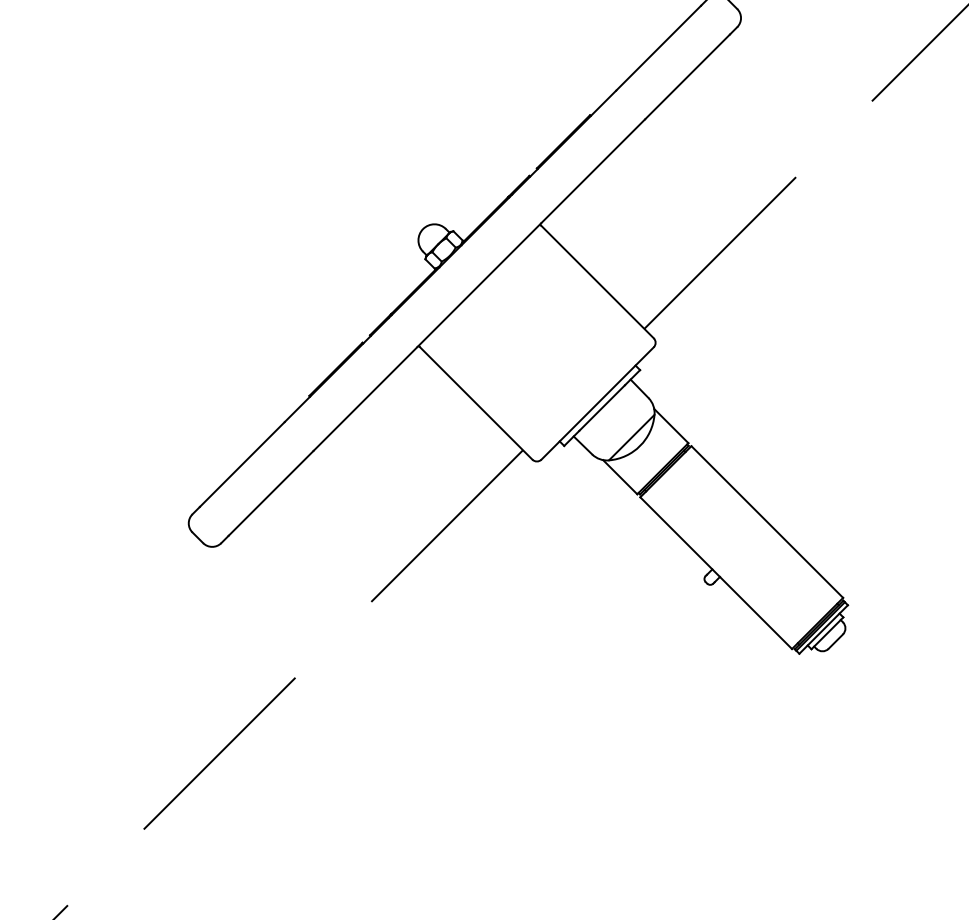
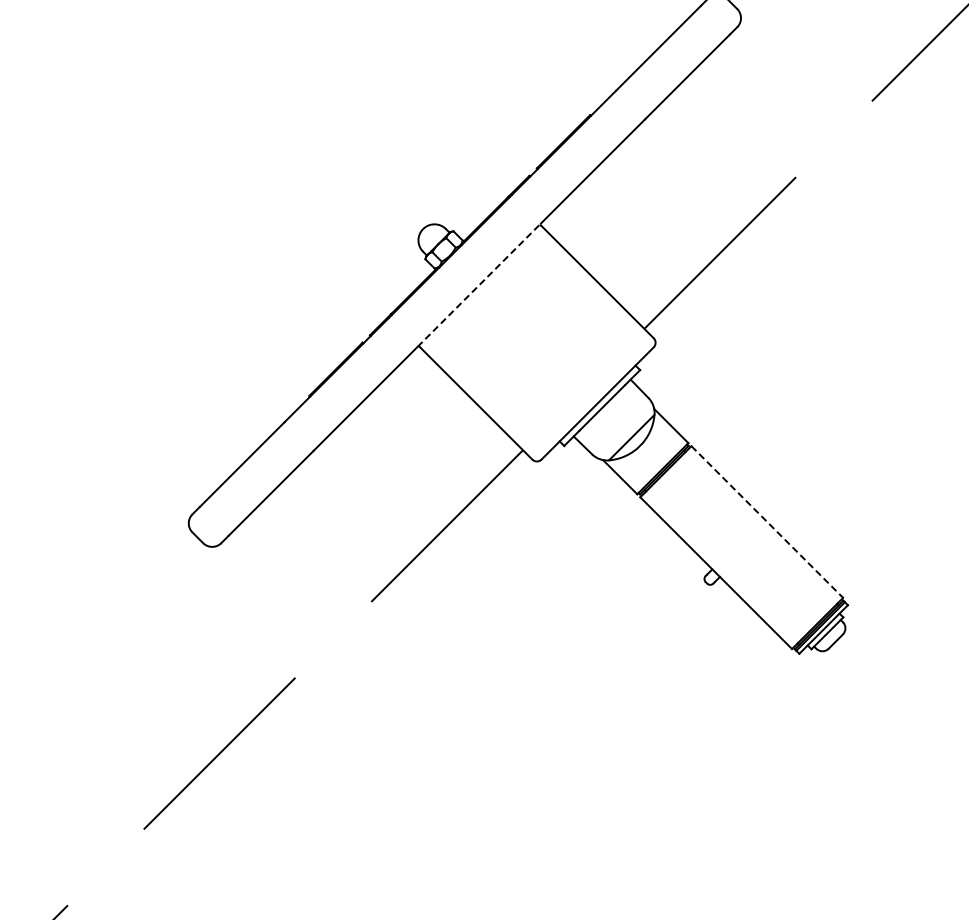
line: solid -> dashed (479, 284)
line: solid -> dashed (767, 522)
